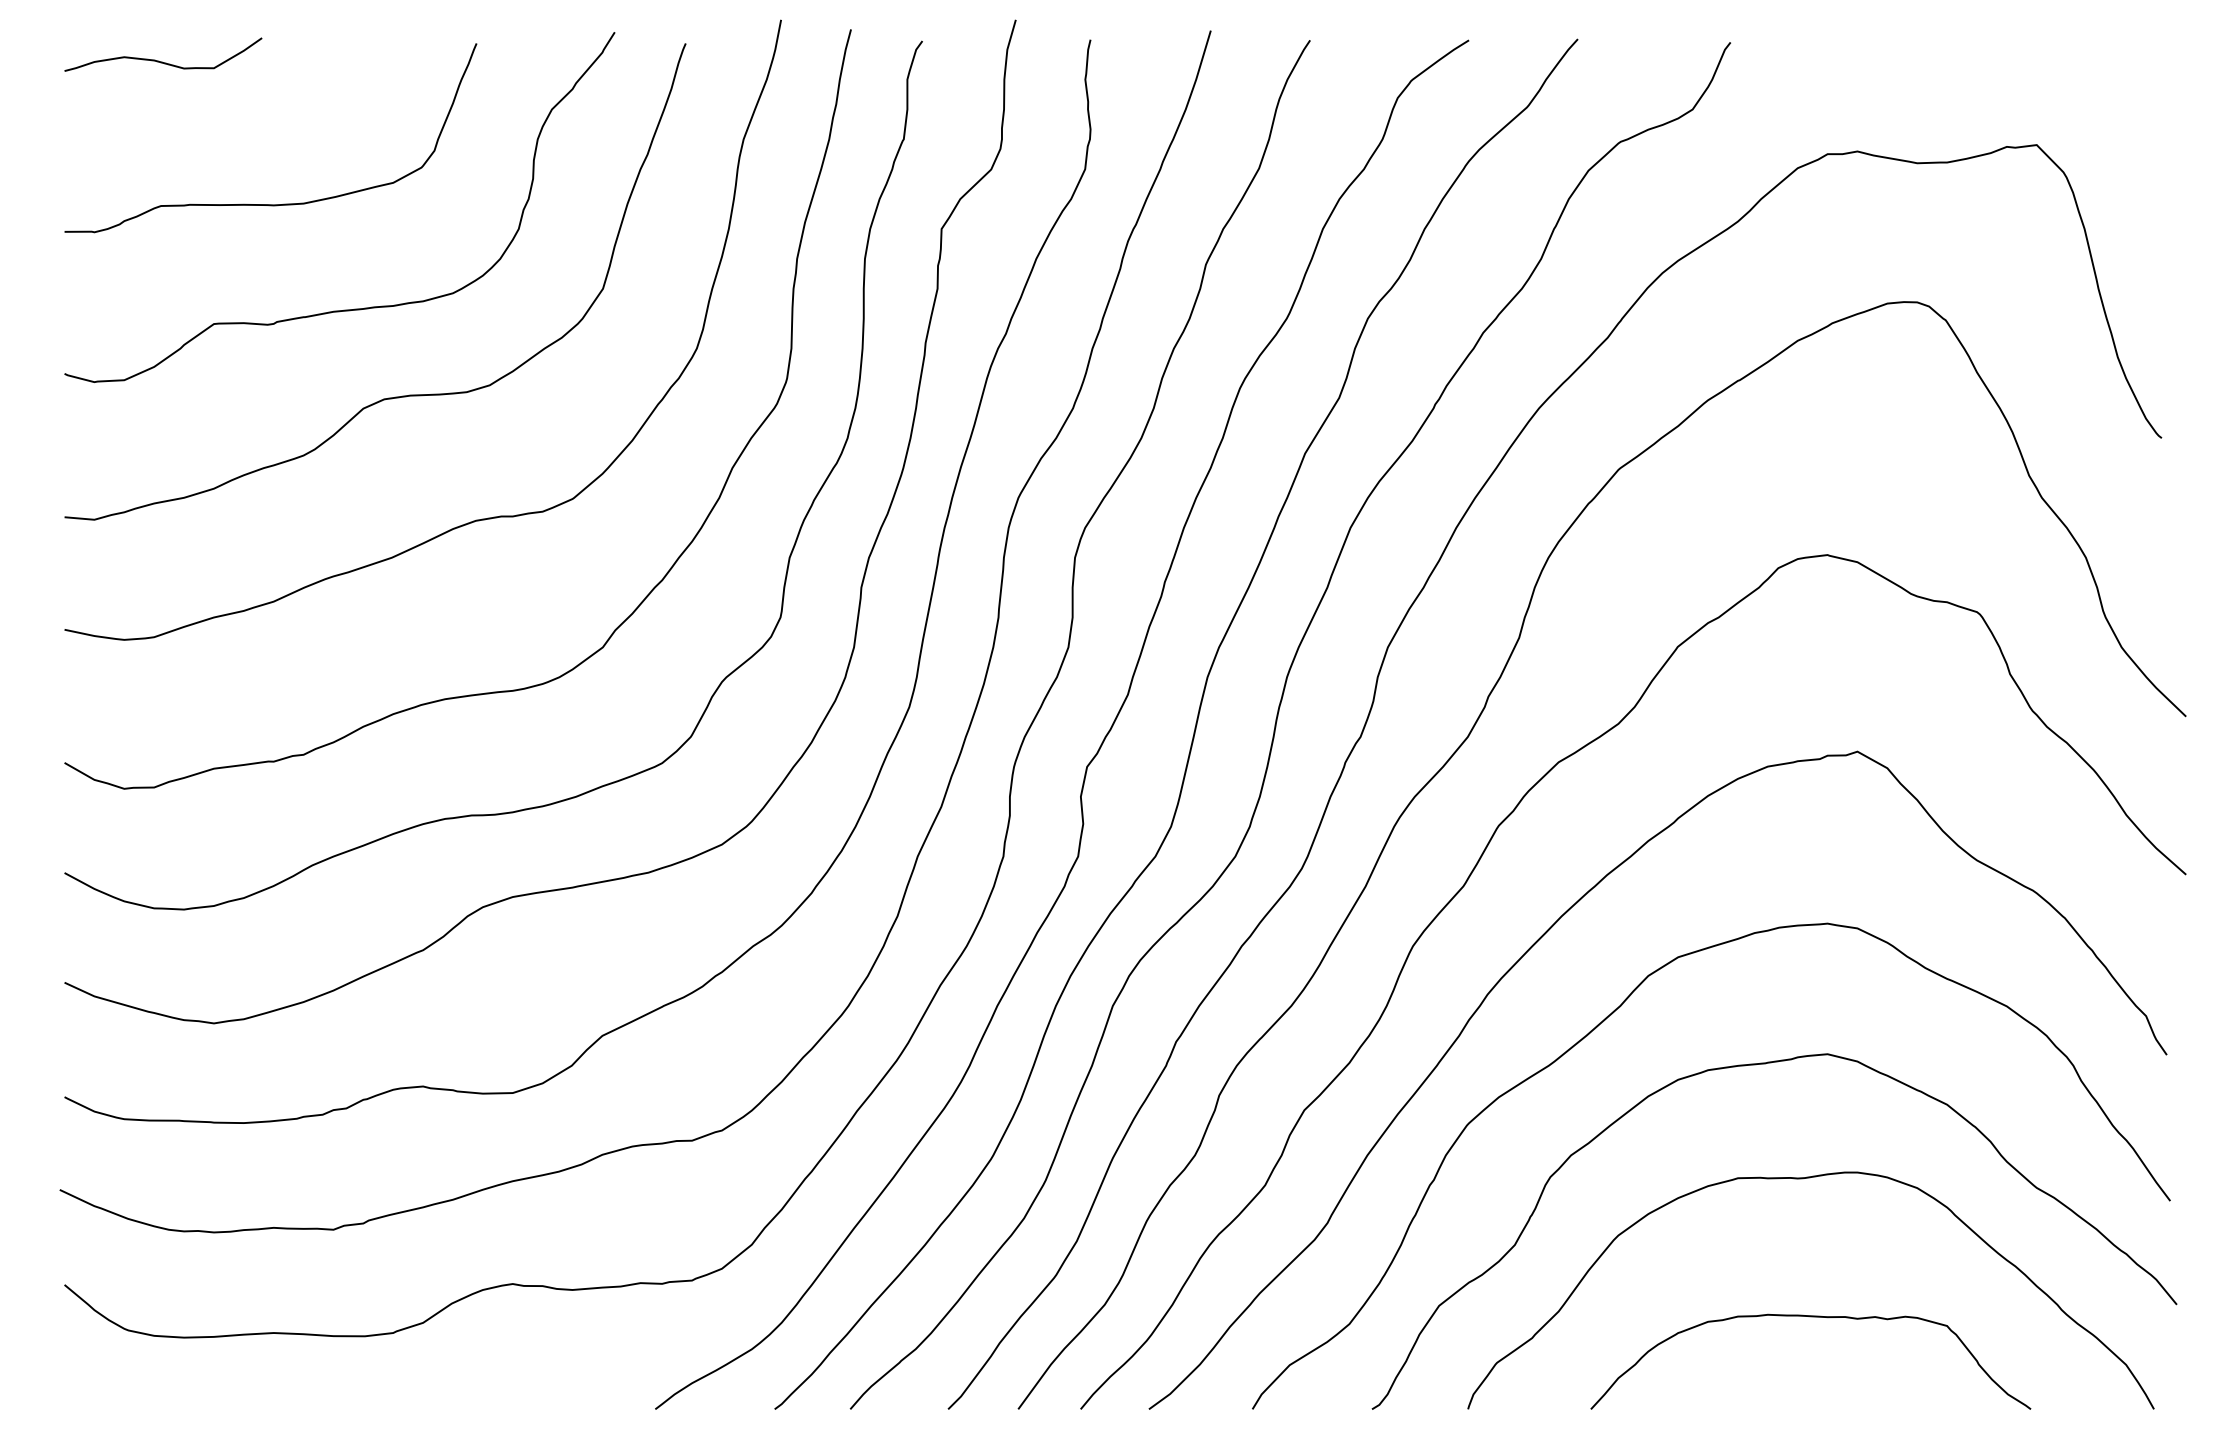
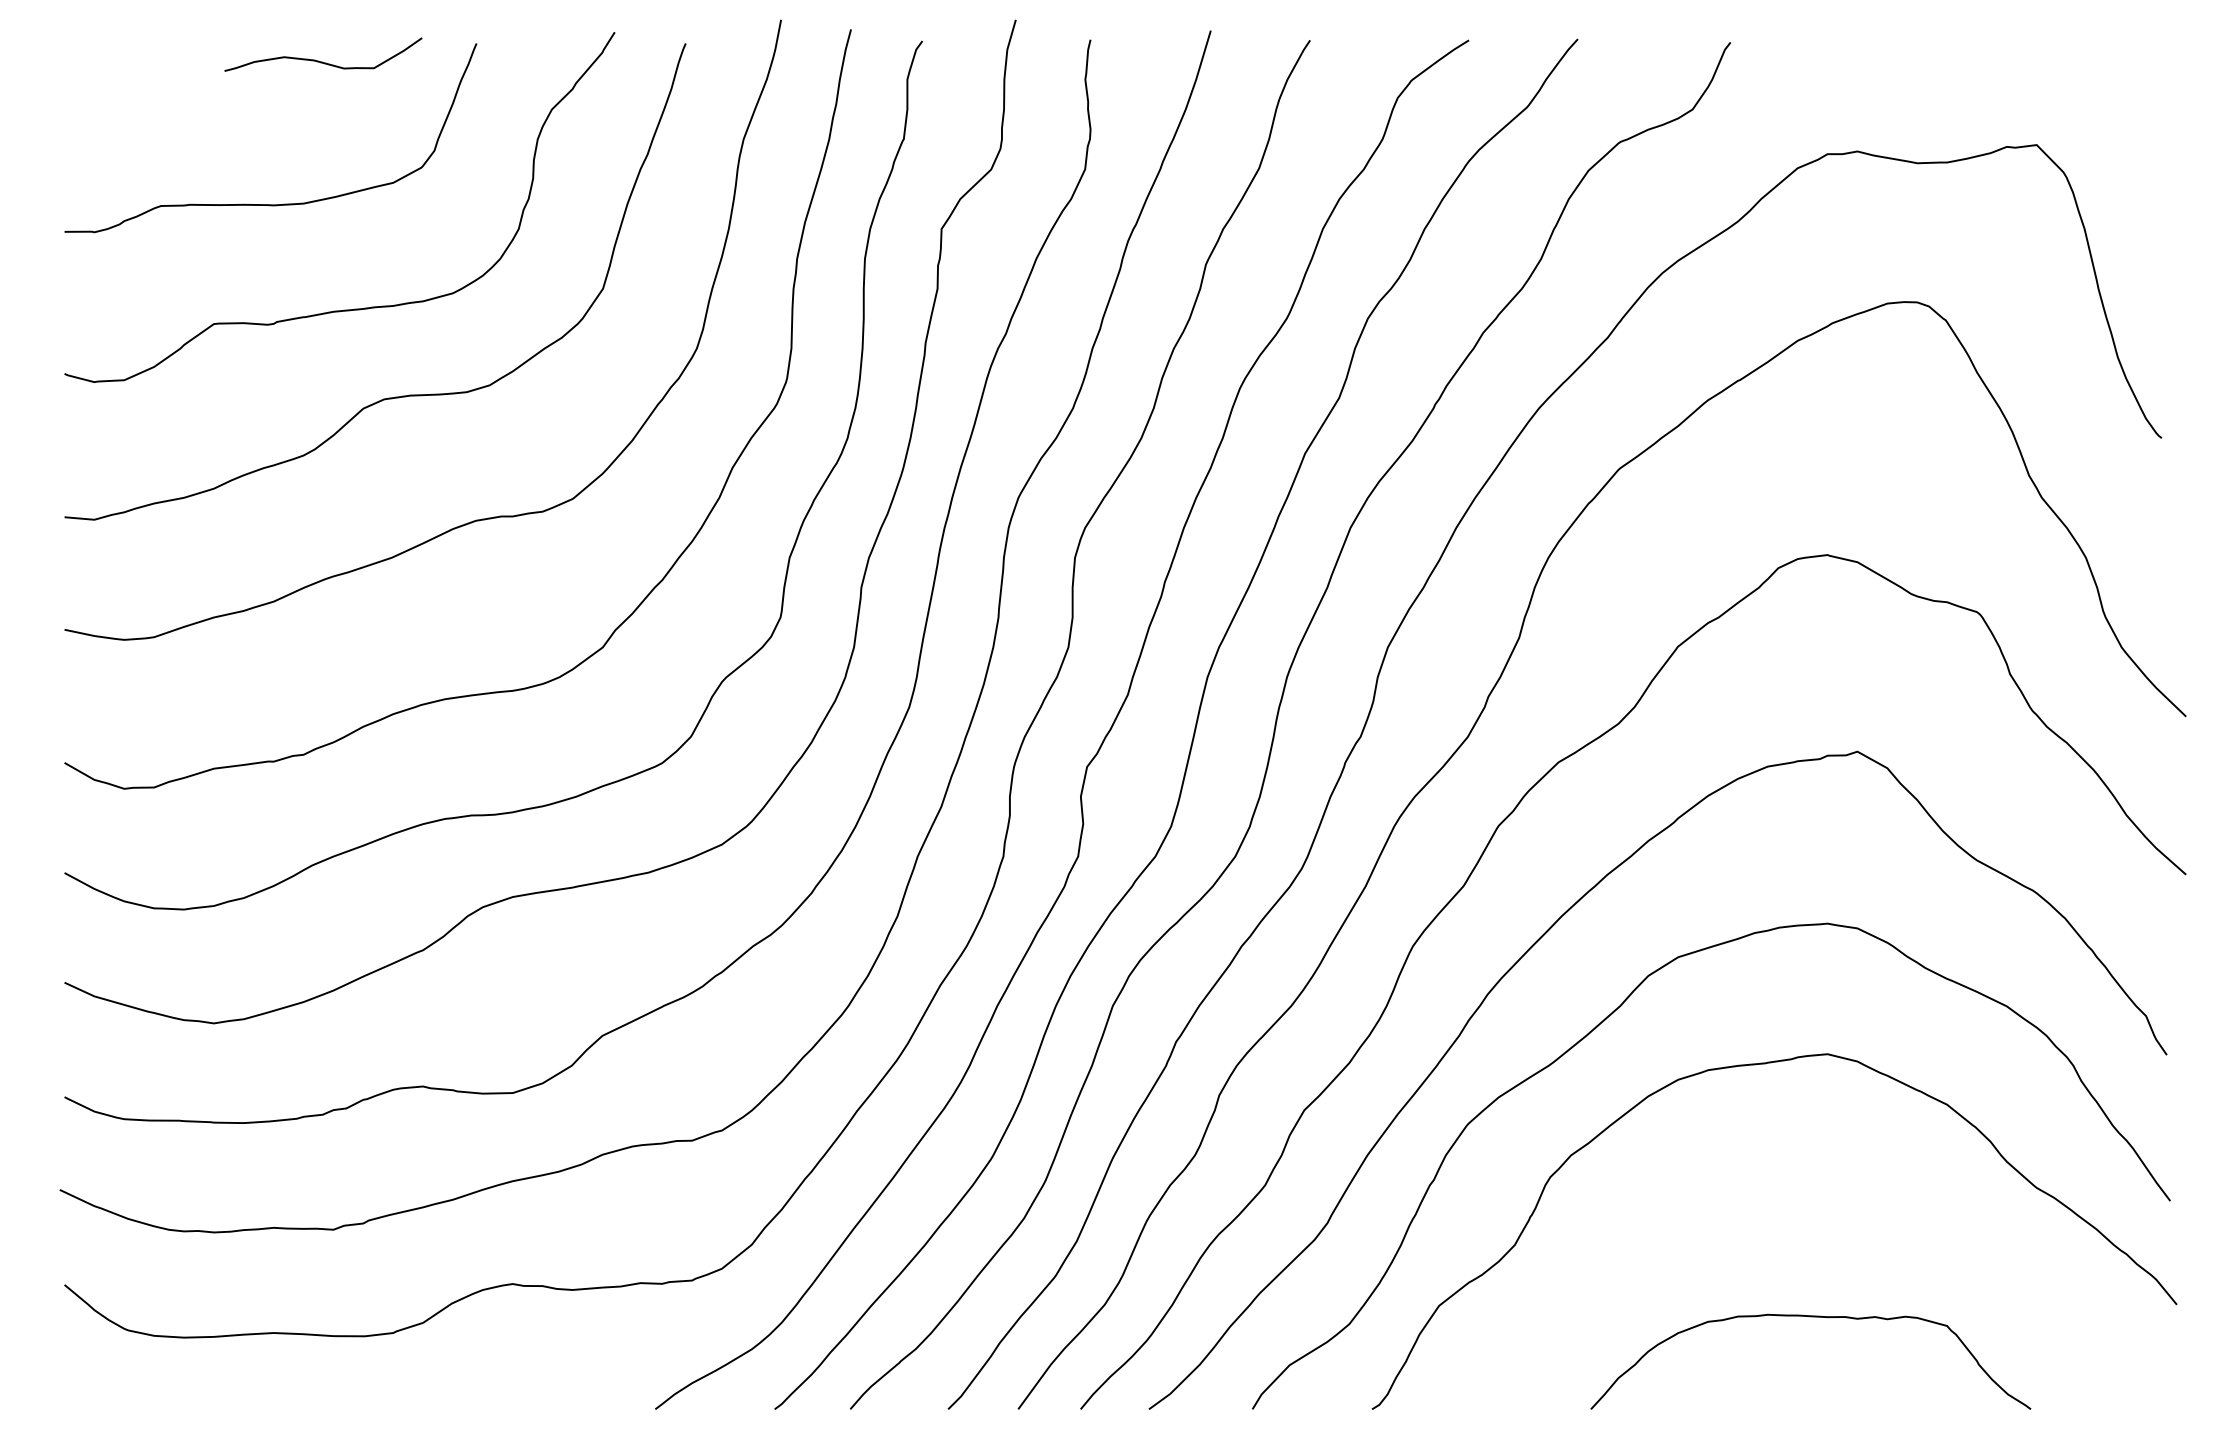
curve position: (162, 61) -> (322, 61) (322, 61)
curve: present -> none (1803, 1179)
